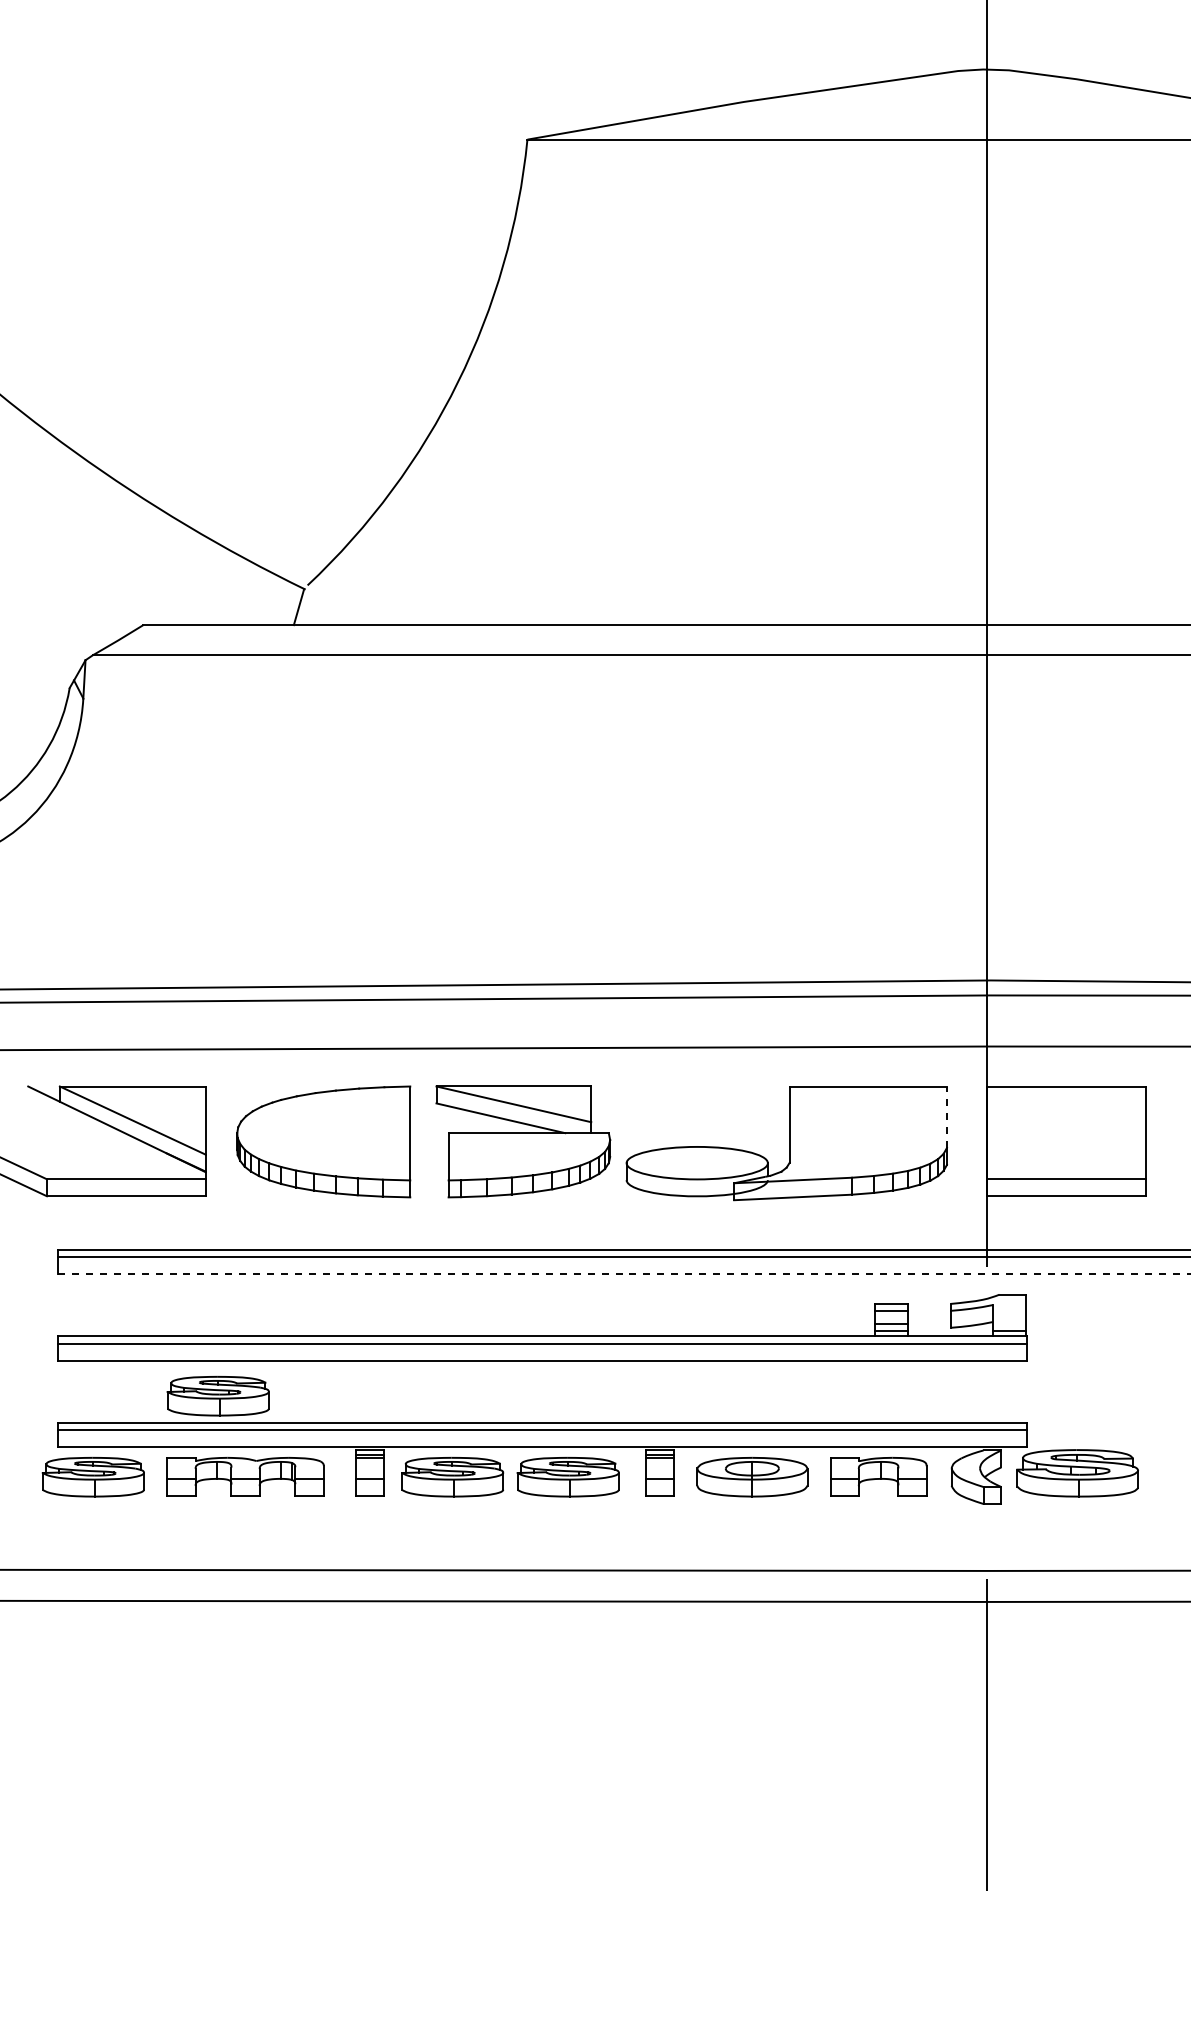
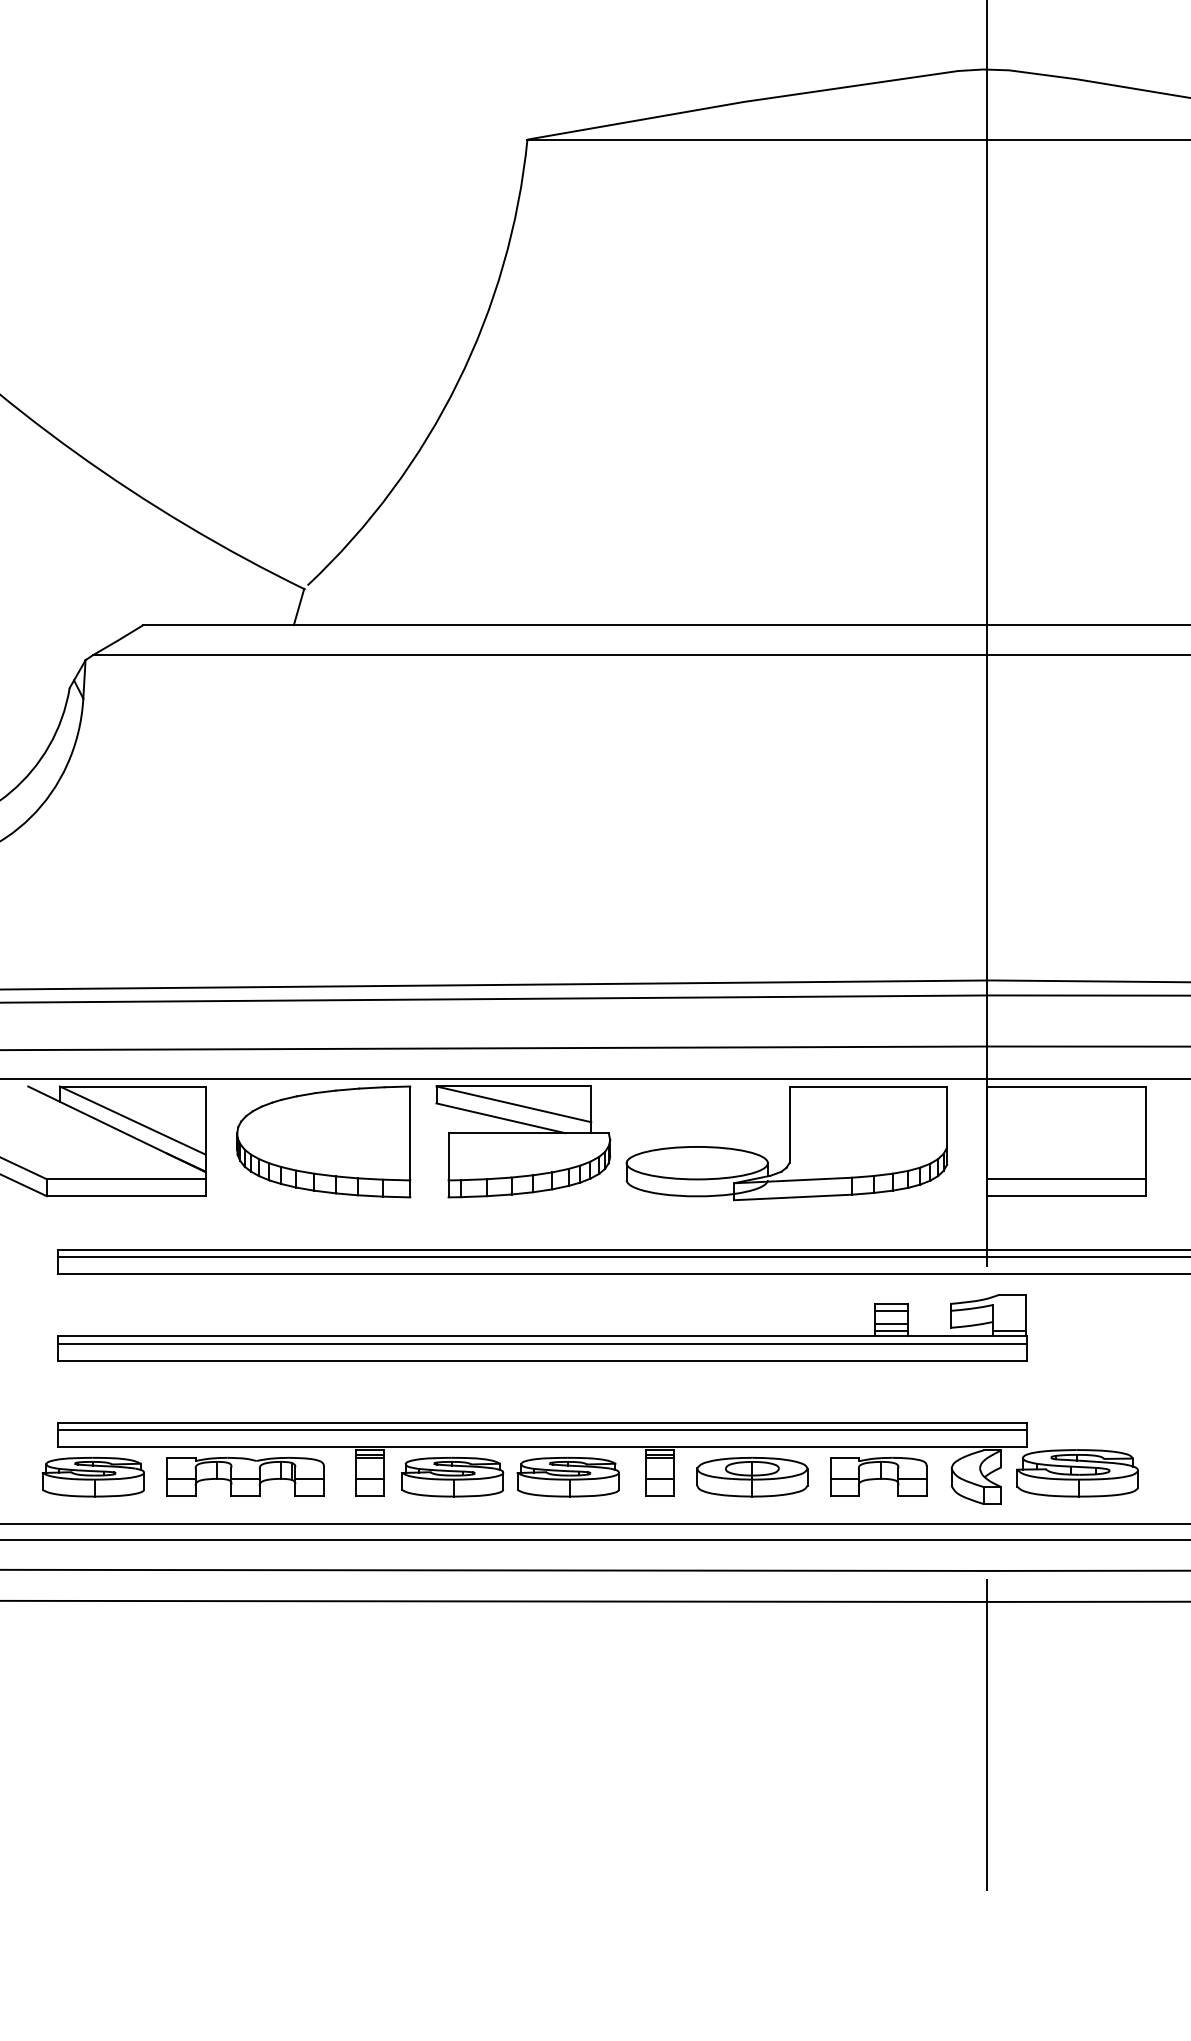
line: none -> present (594, 1079)
line: dashed -> solid (946, 1117)
line: dashed -> solid (625, 1274)
part: present -> none (217, 1395)
line: none -> present (594, 1523)
line: none -> present (594, 1540)
